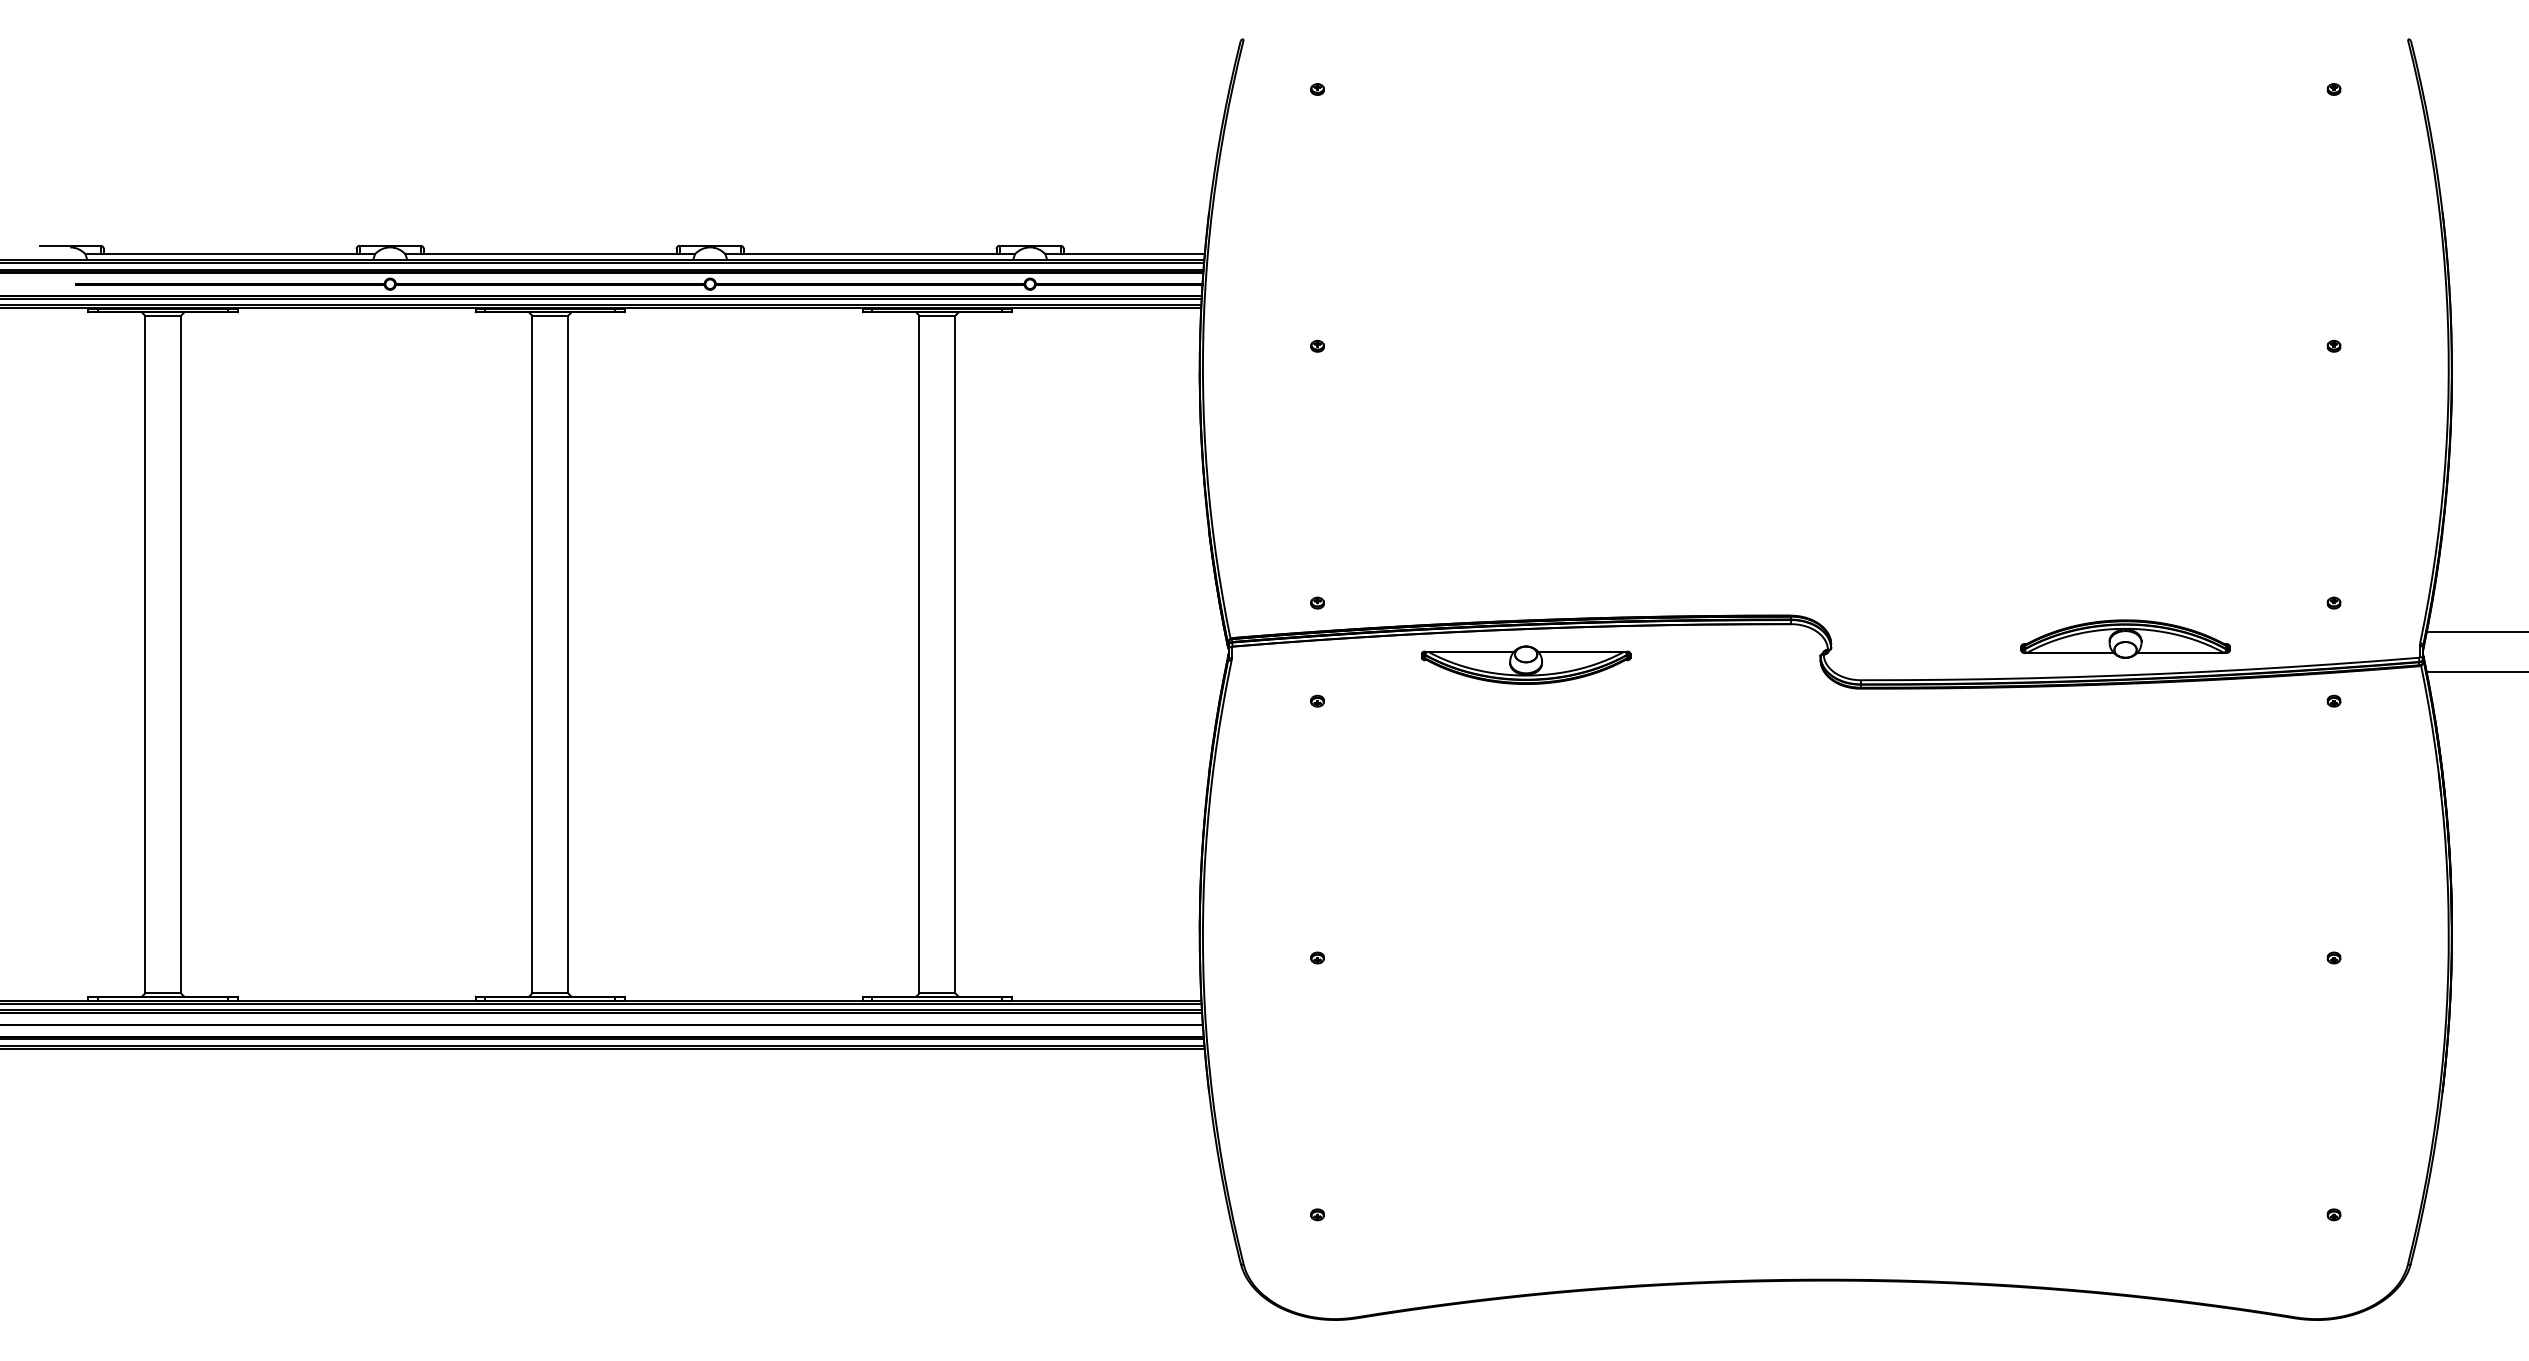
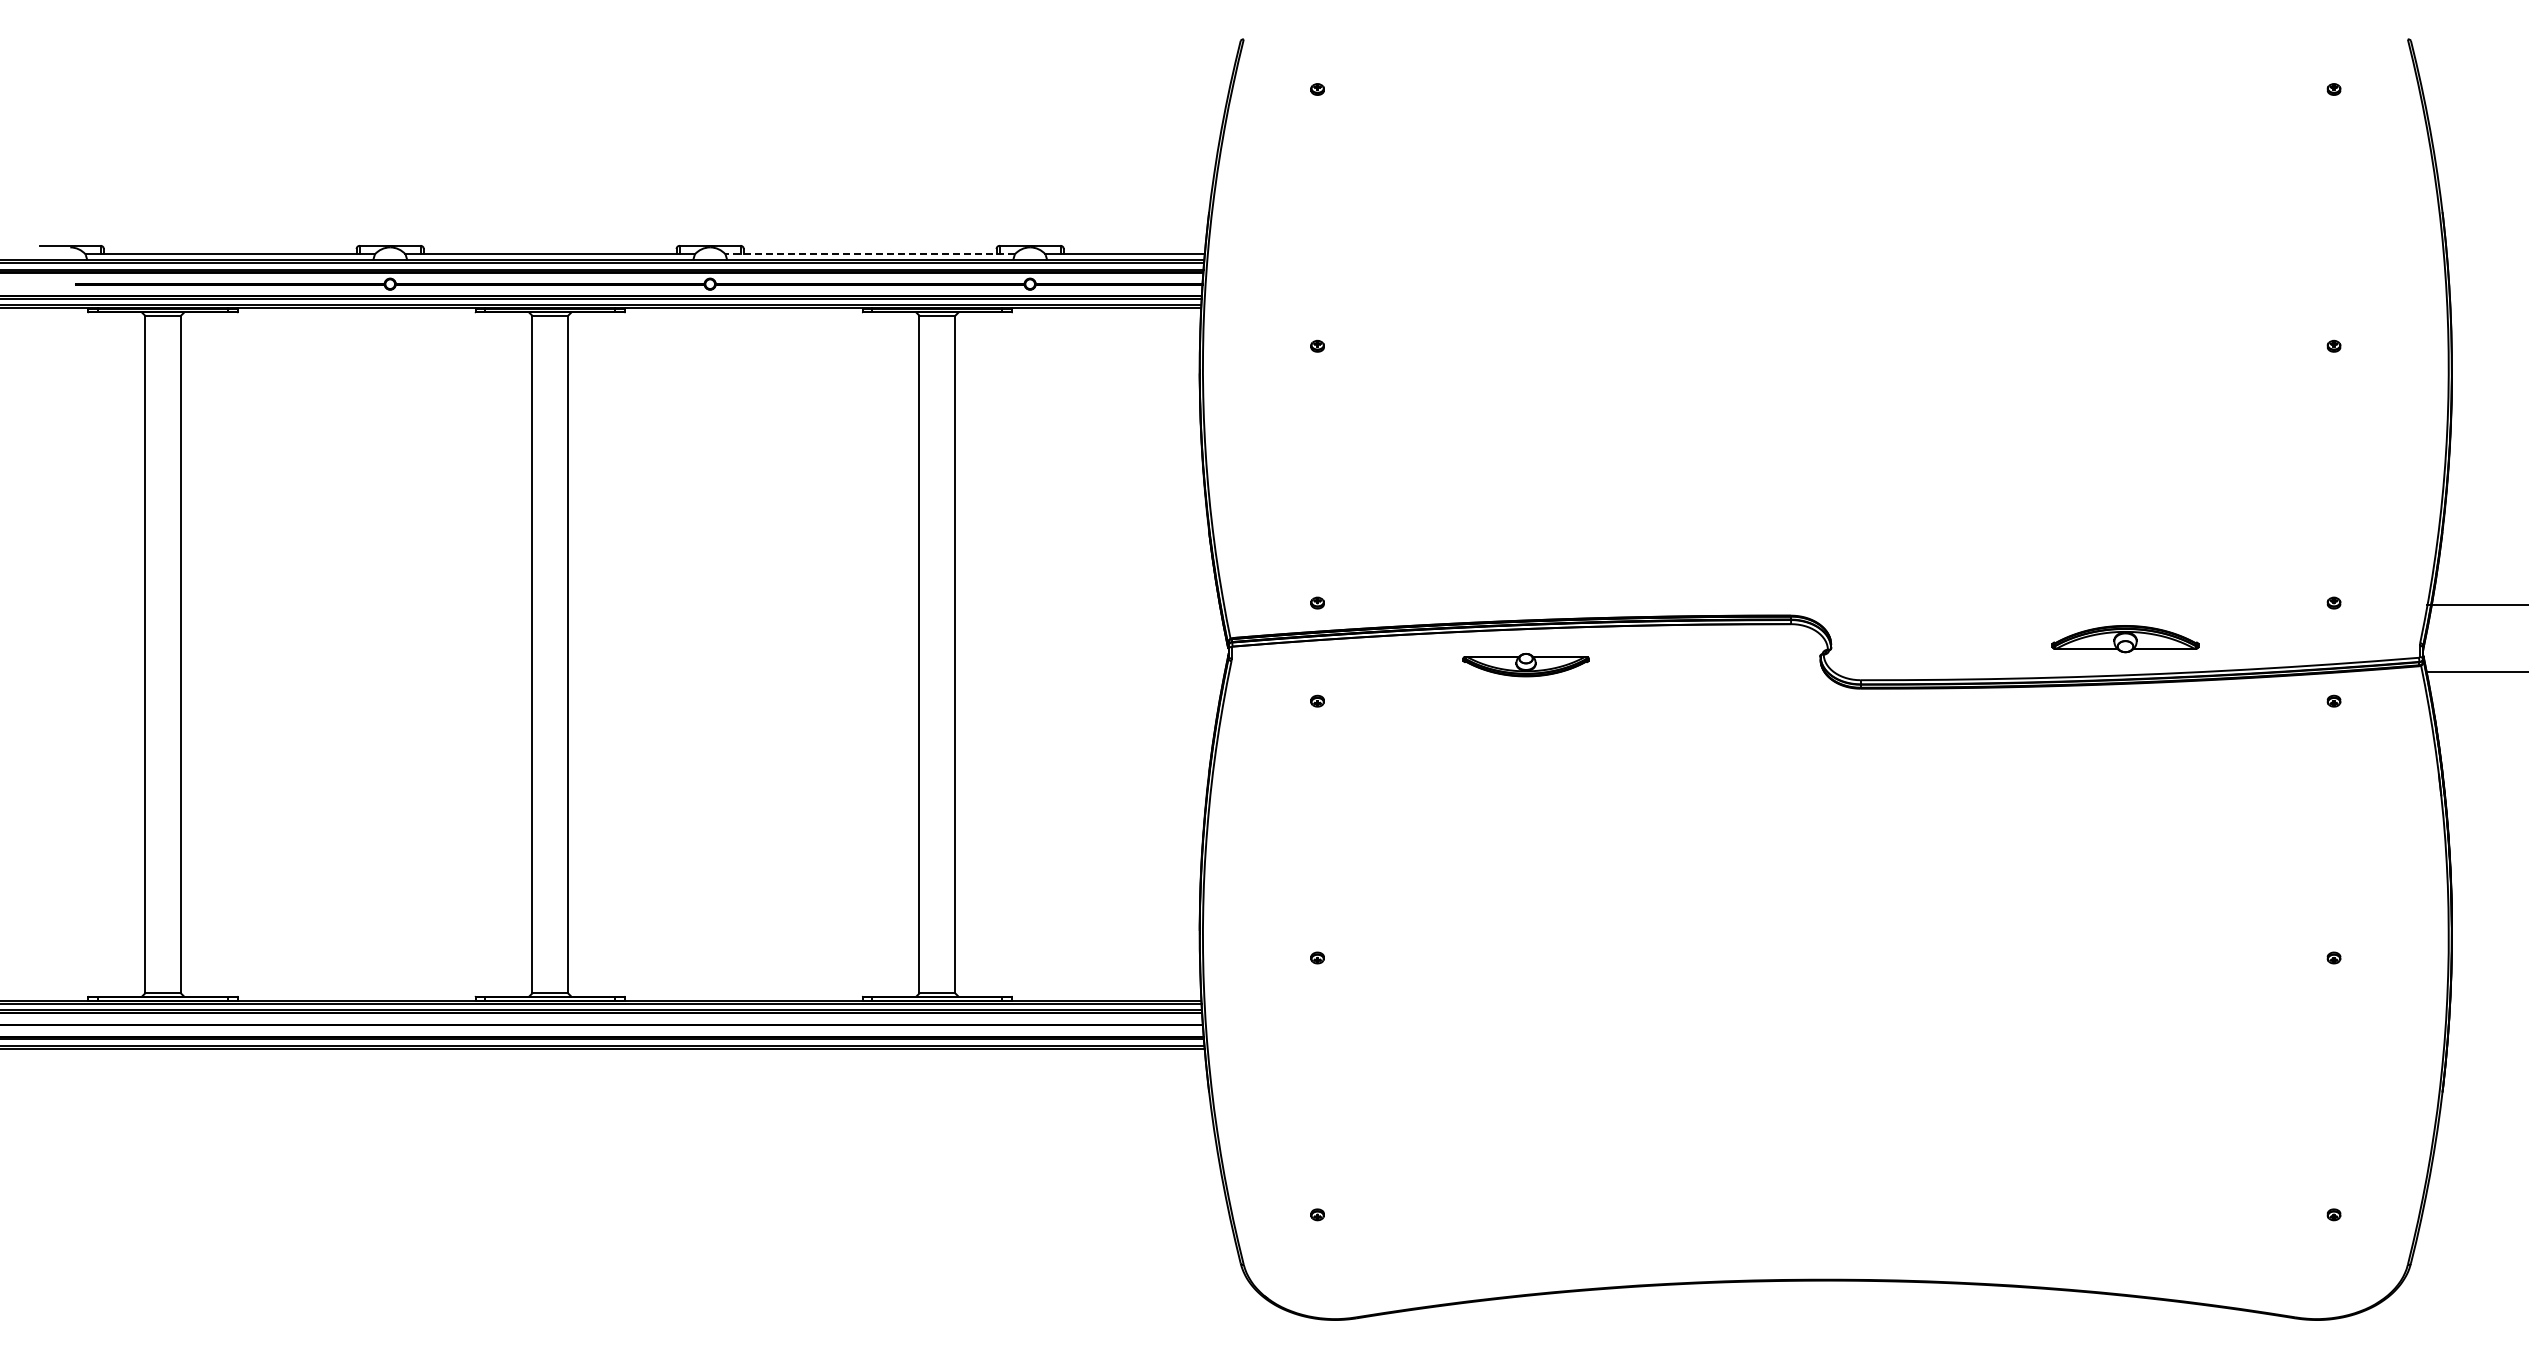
line: solid -> dashed (870, 254)
line position: (2475, 631) -> (2475, 604) (2475, 604)
part size: 211x40 px -> 149x29 px (2125, 639)
part size: 212x40 px -> 128x25 px (1525, 665)
